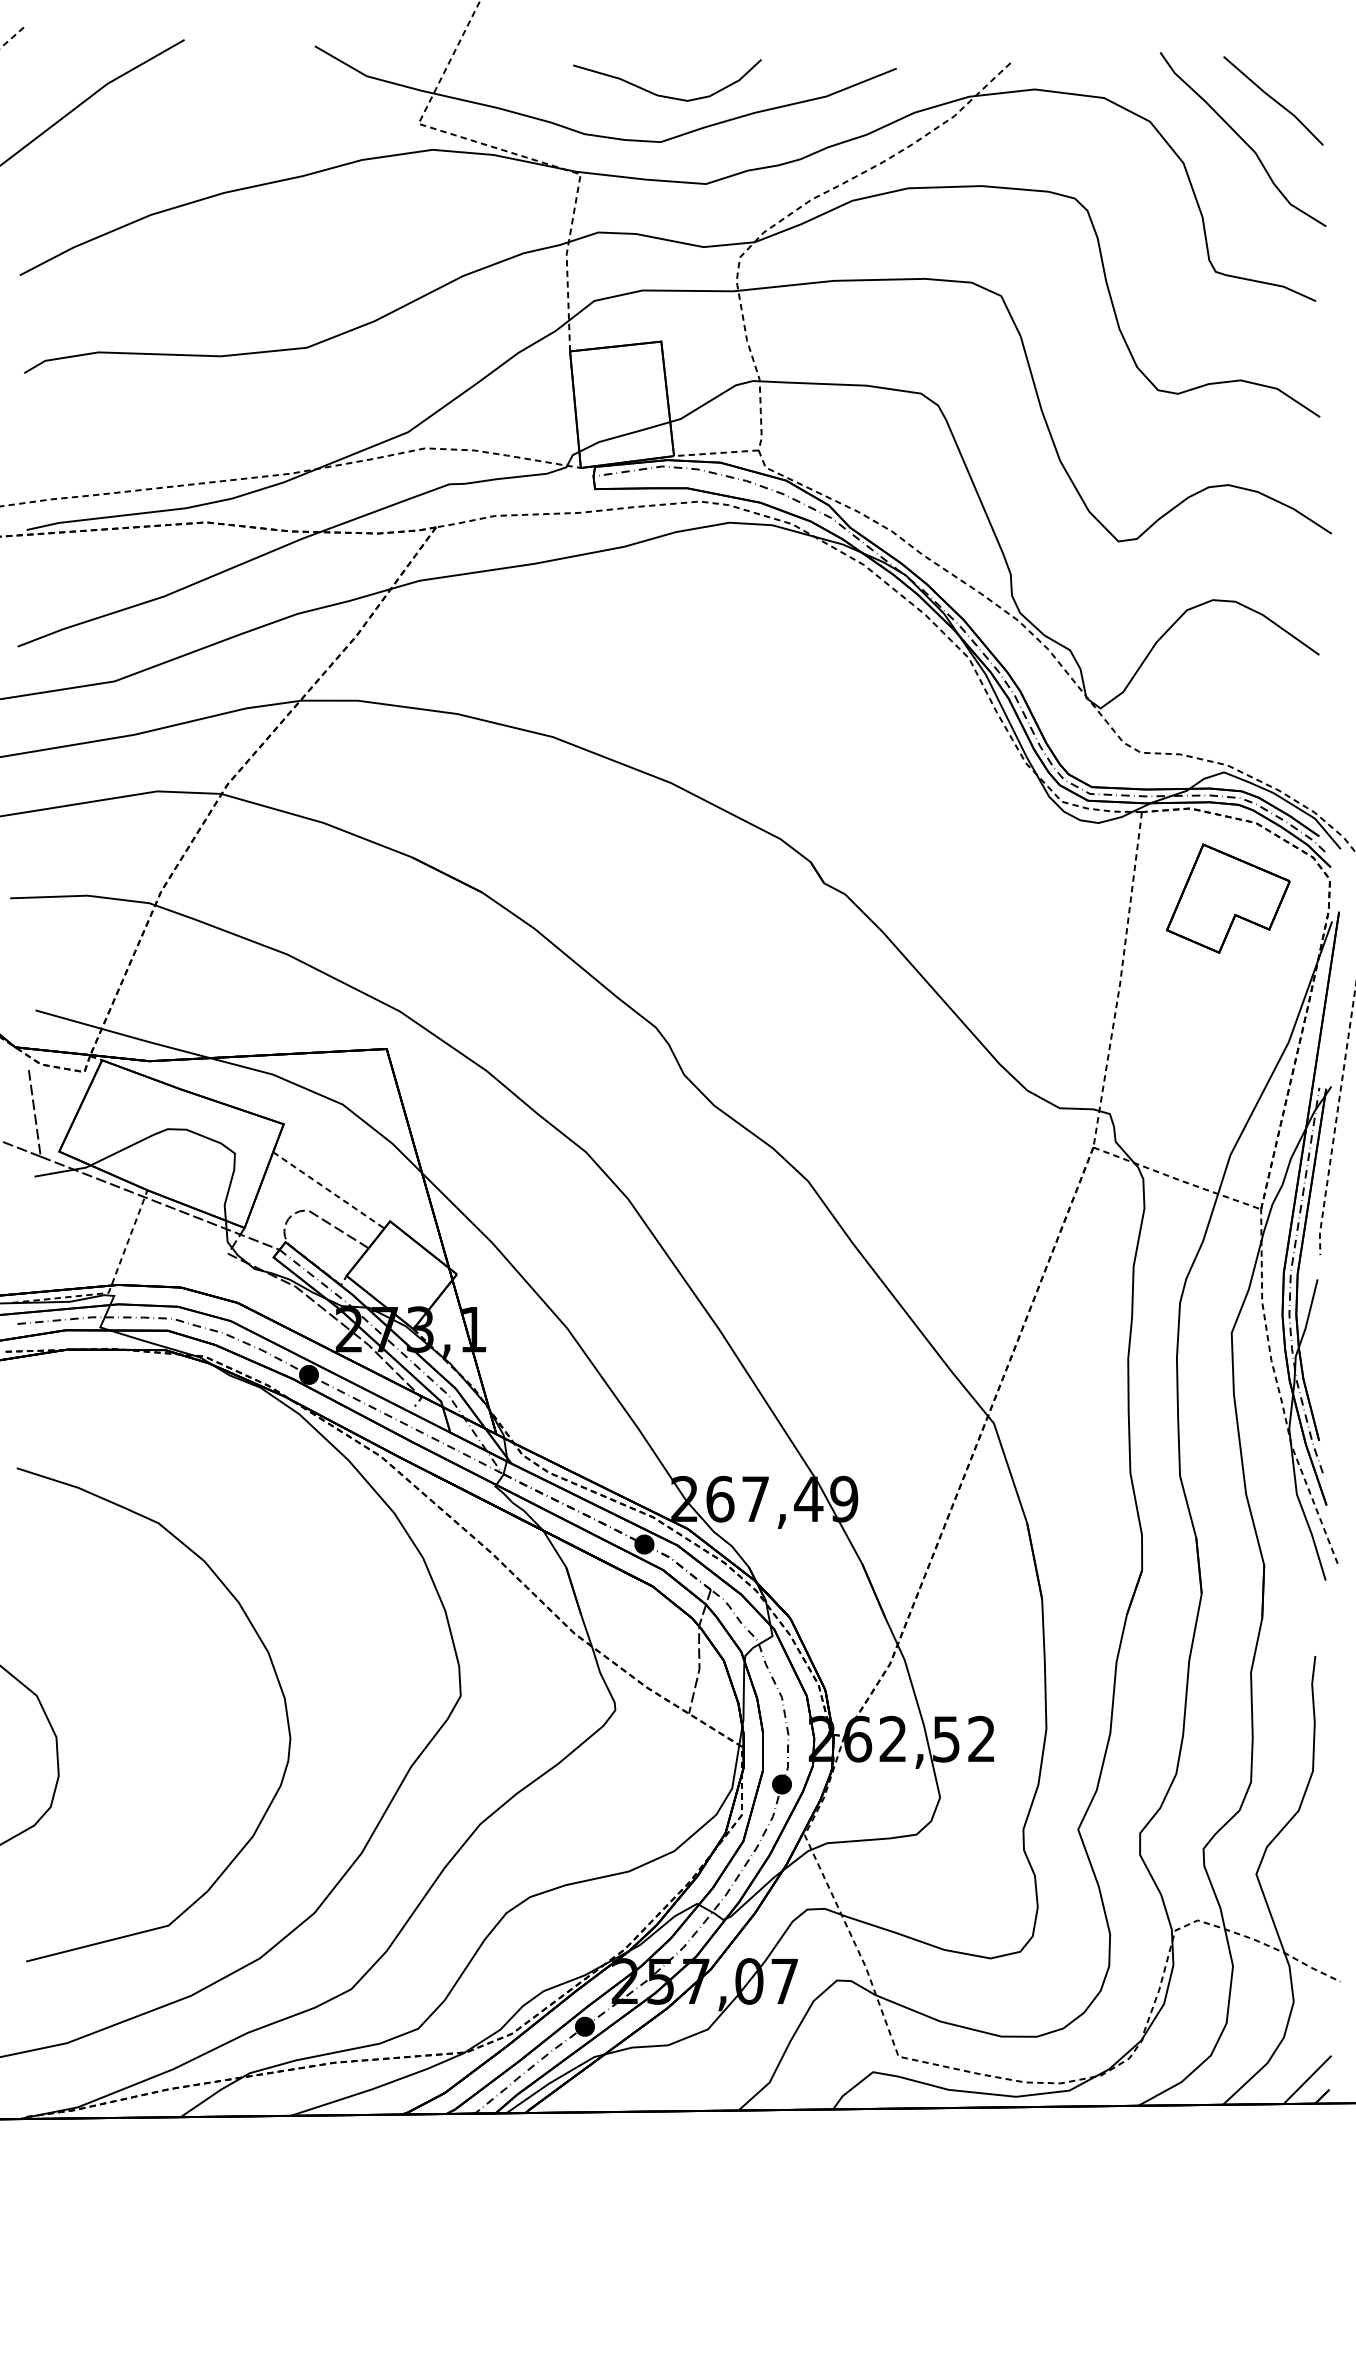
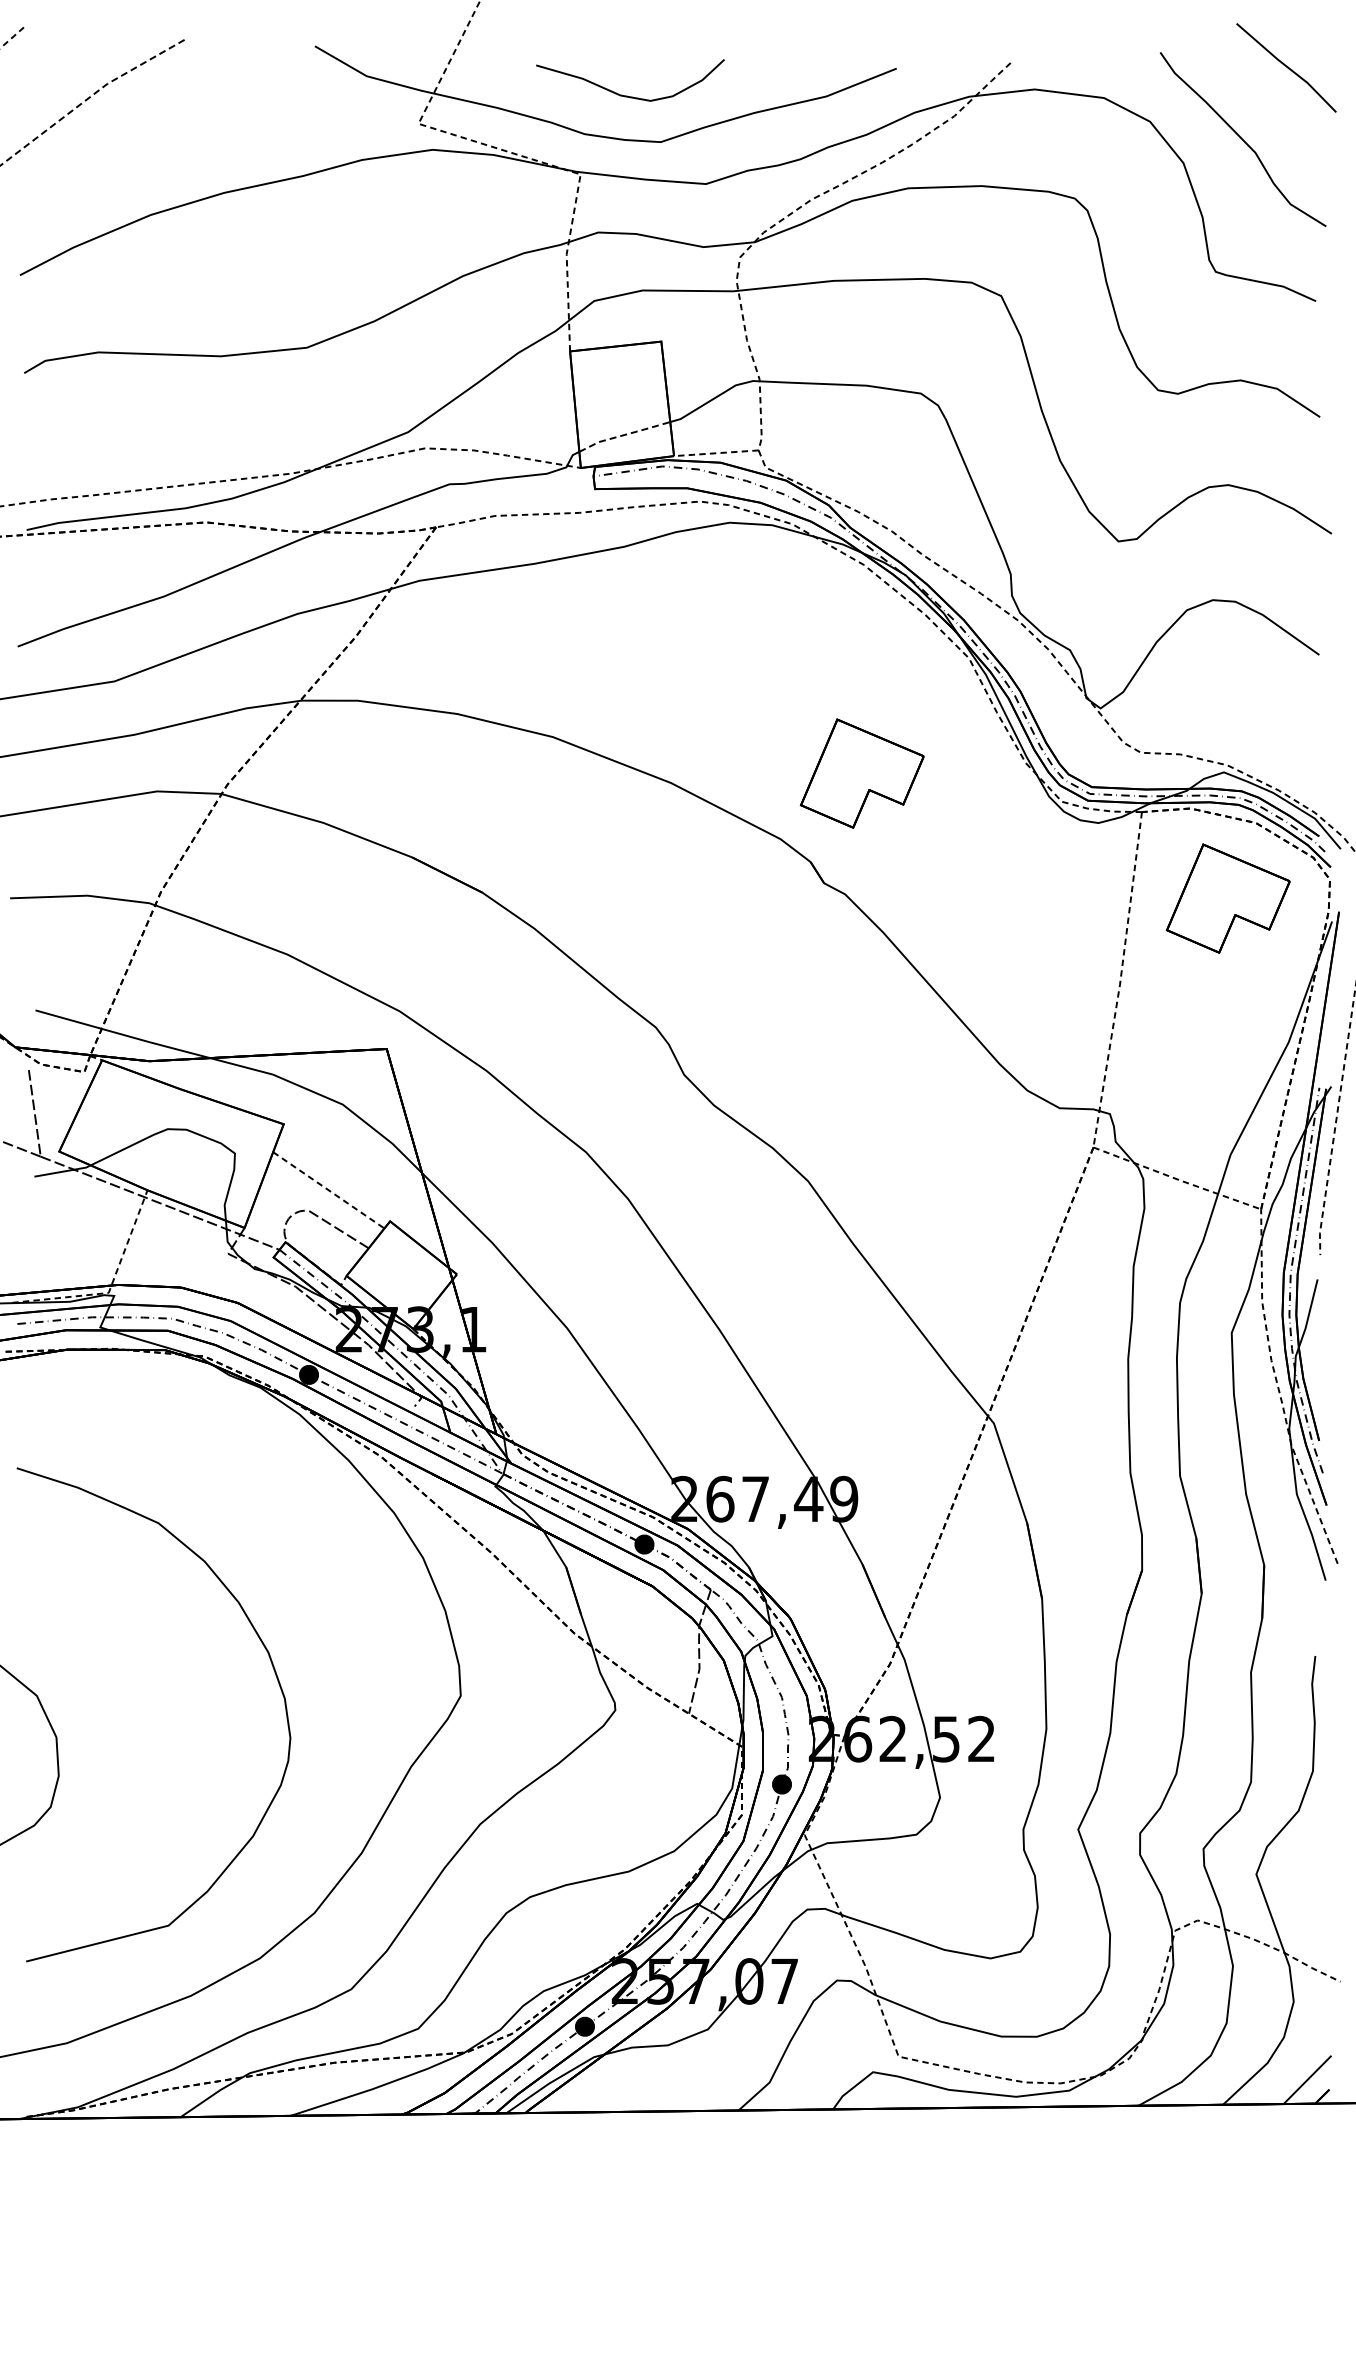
curve position: (664, 95) -> (627, 95) (627, 95)
line: solid -> dashed (89, 97)
line position: (1273, 100) -> (1286, 67) (1286, 67)
line: solid -> dashed (624, 435)
part: none -> present (861, 773)
